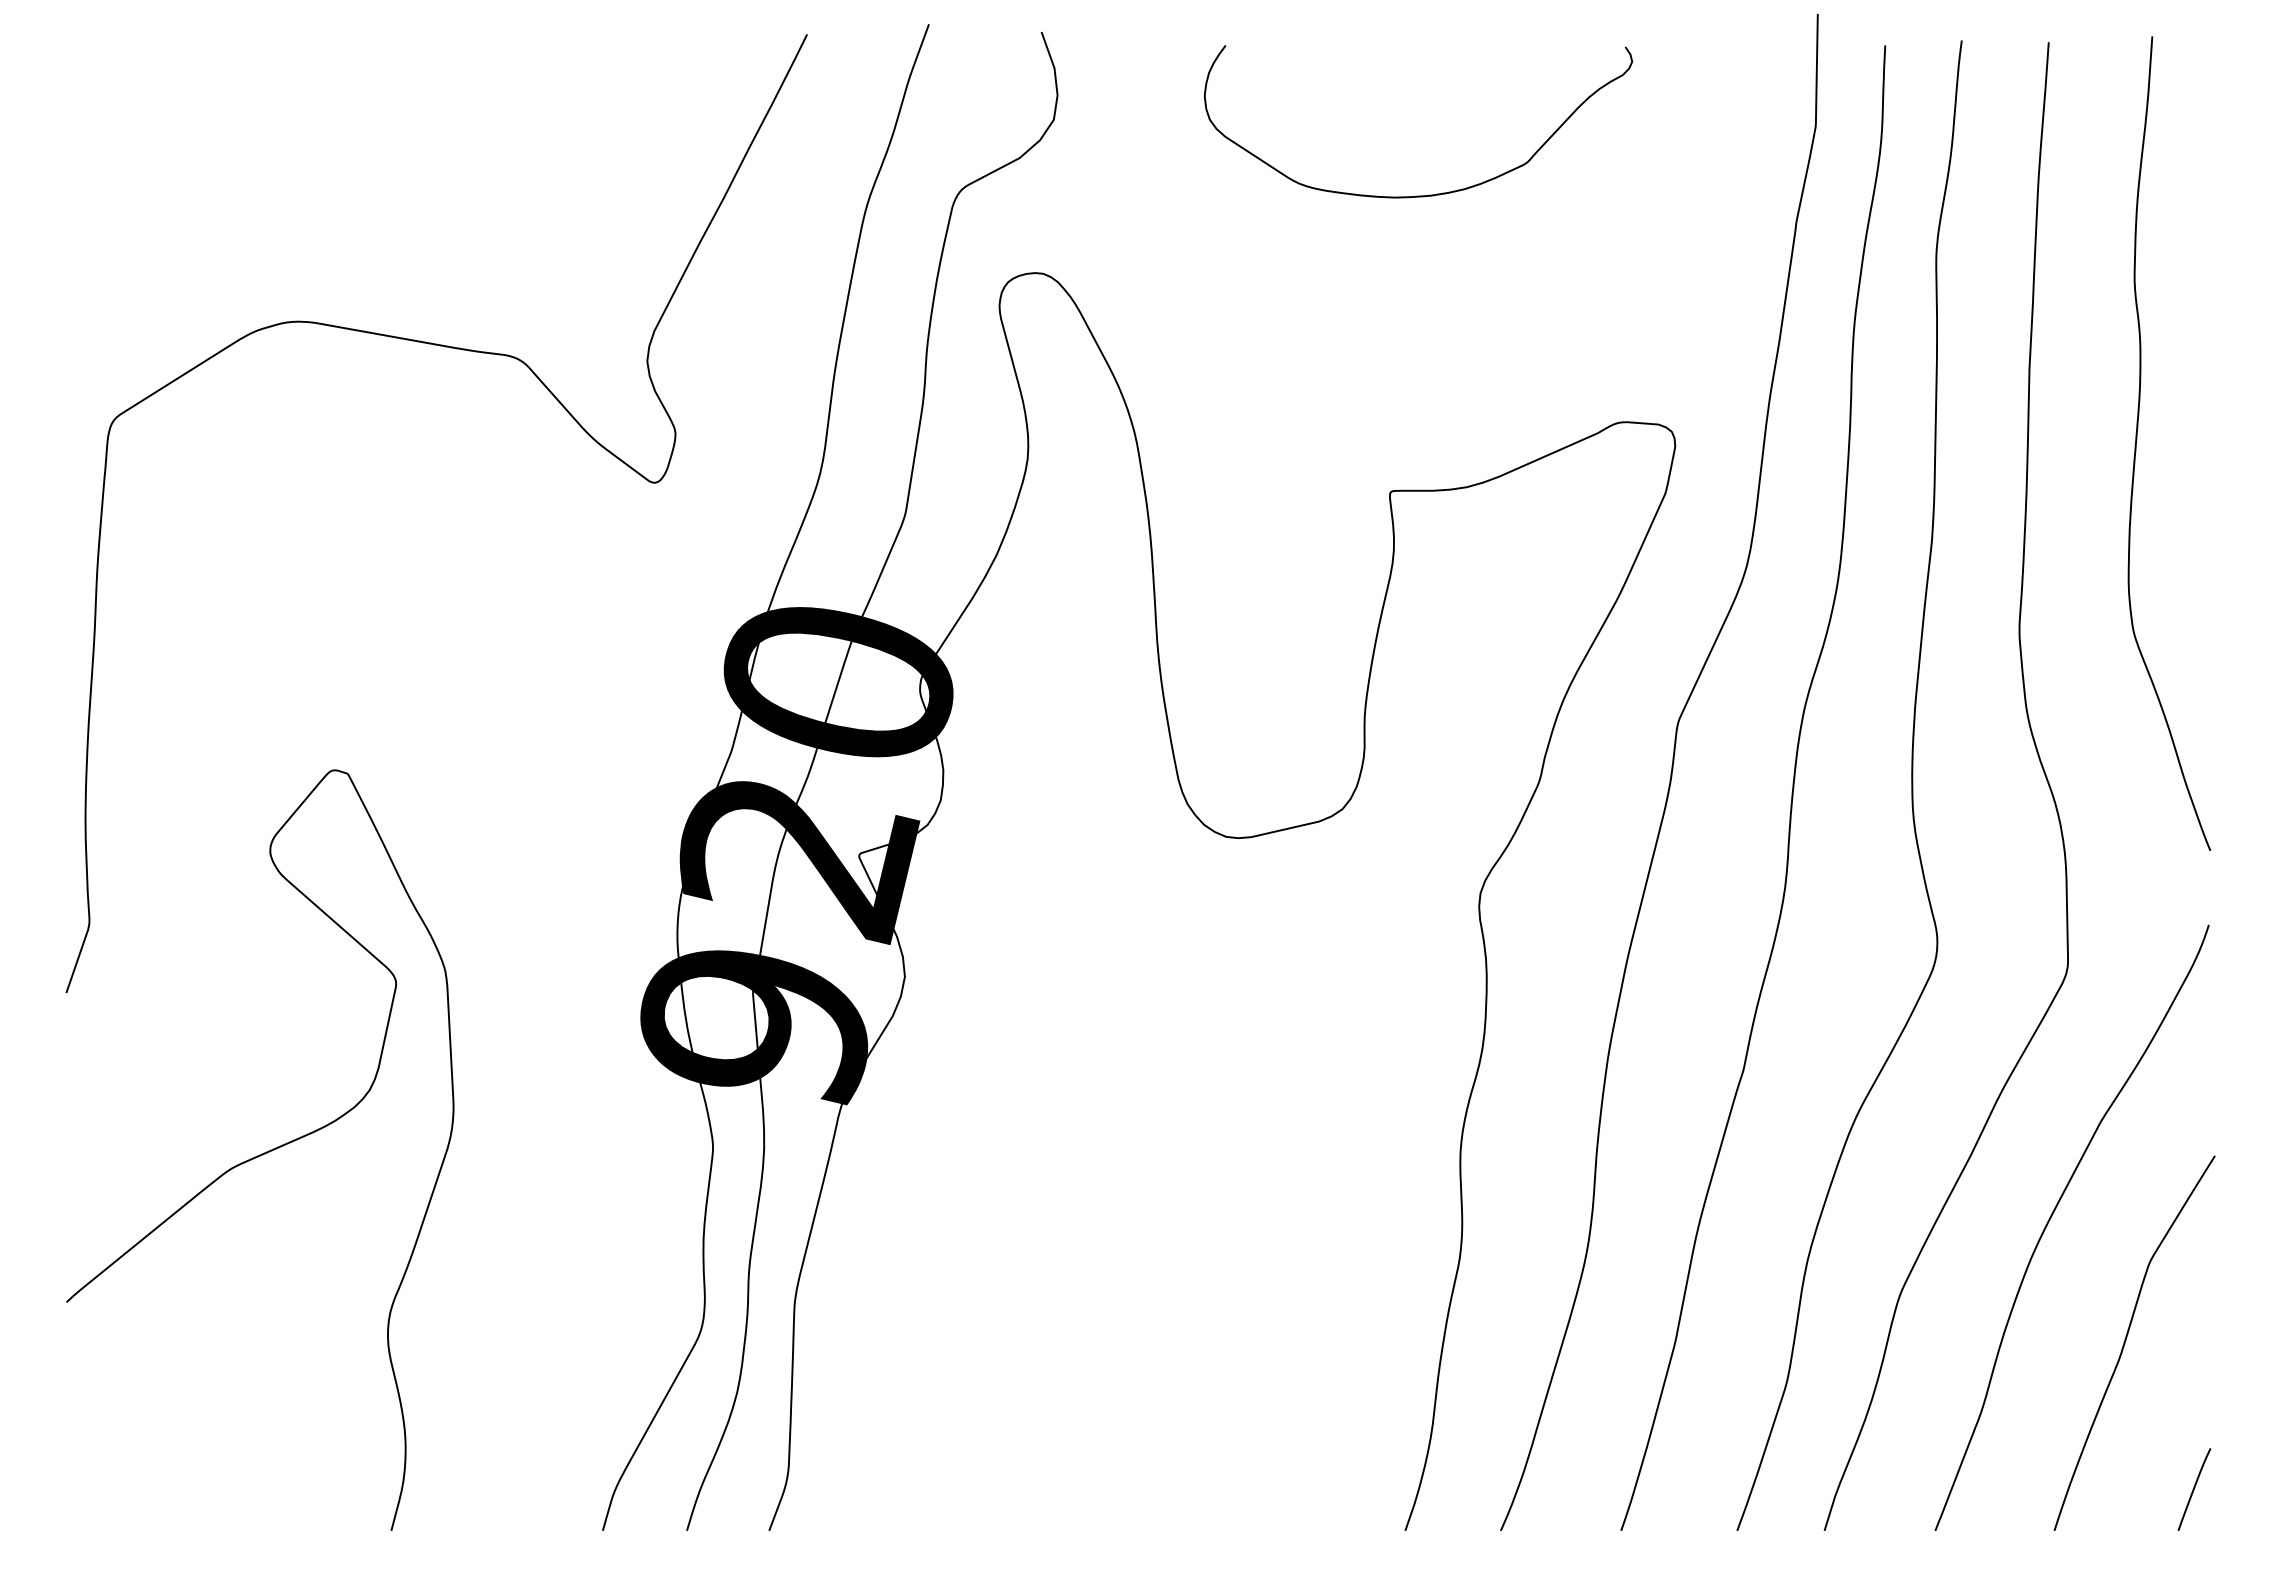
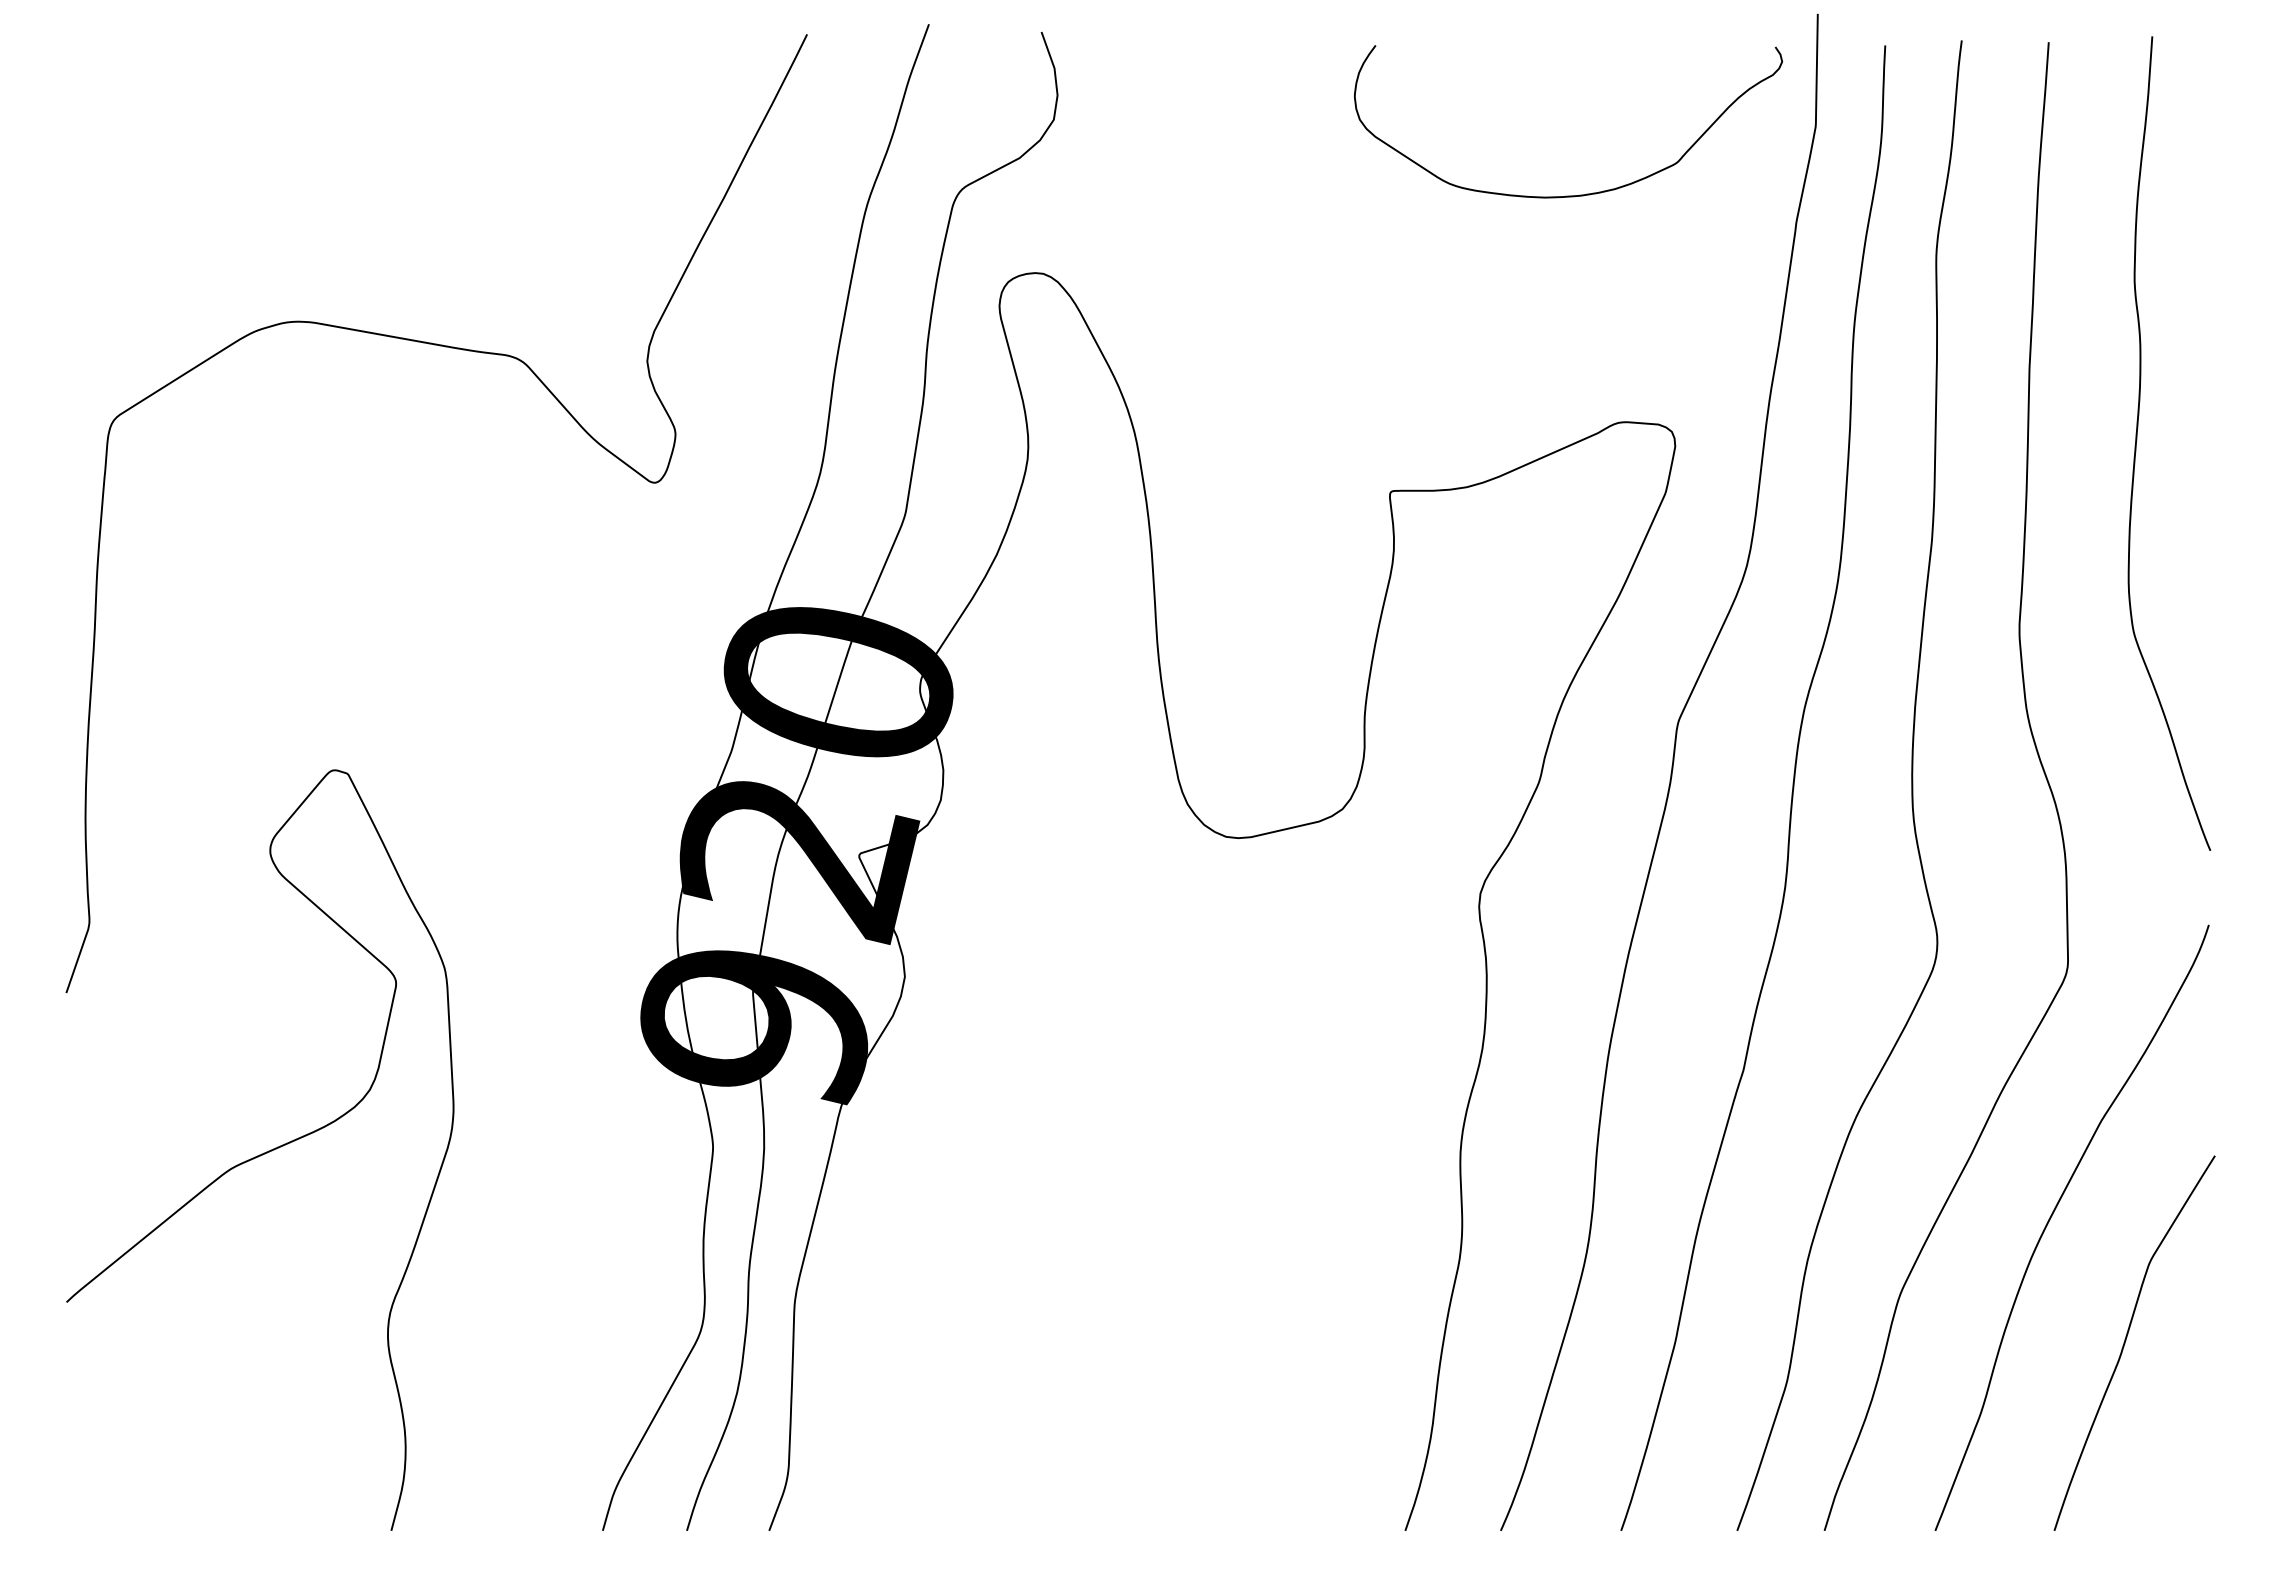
curve position: (1429, 194) -> (1579, 194) (1579, 194)
curve: present -> none (2194, 1489)
